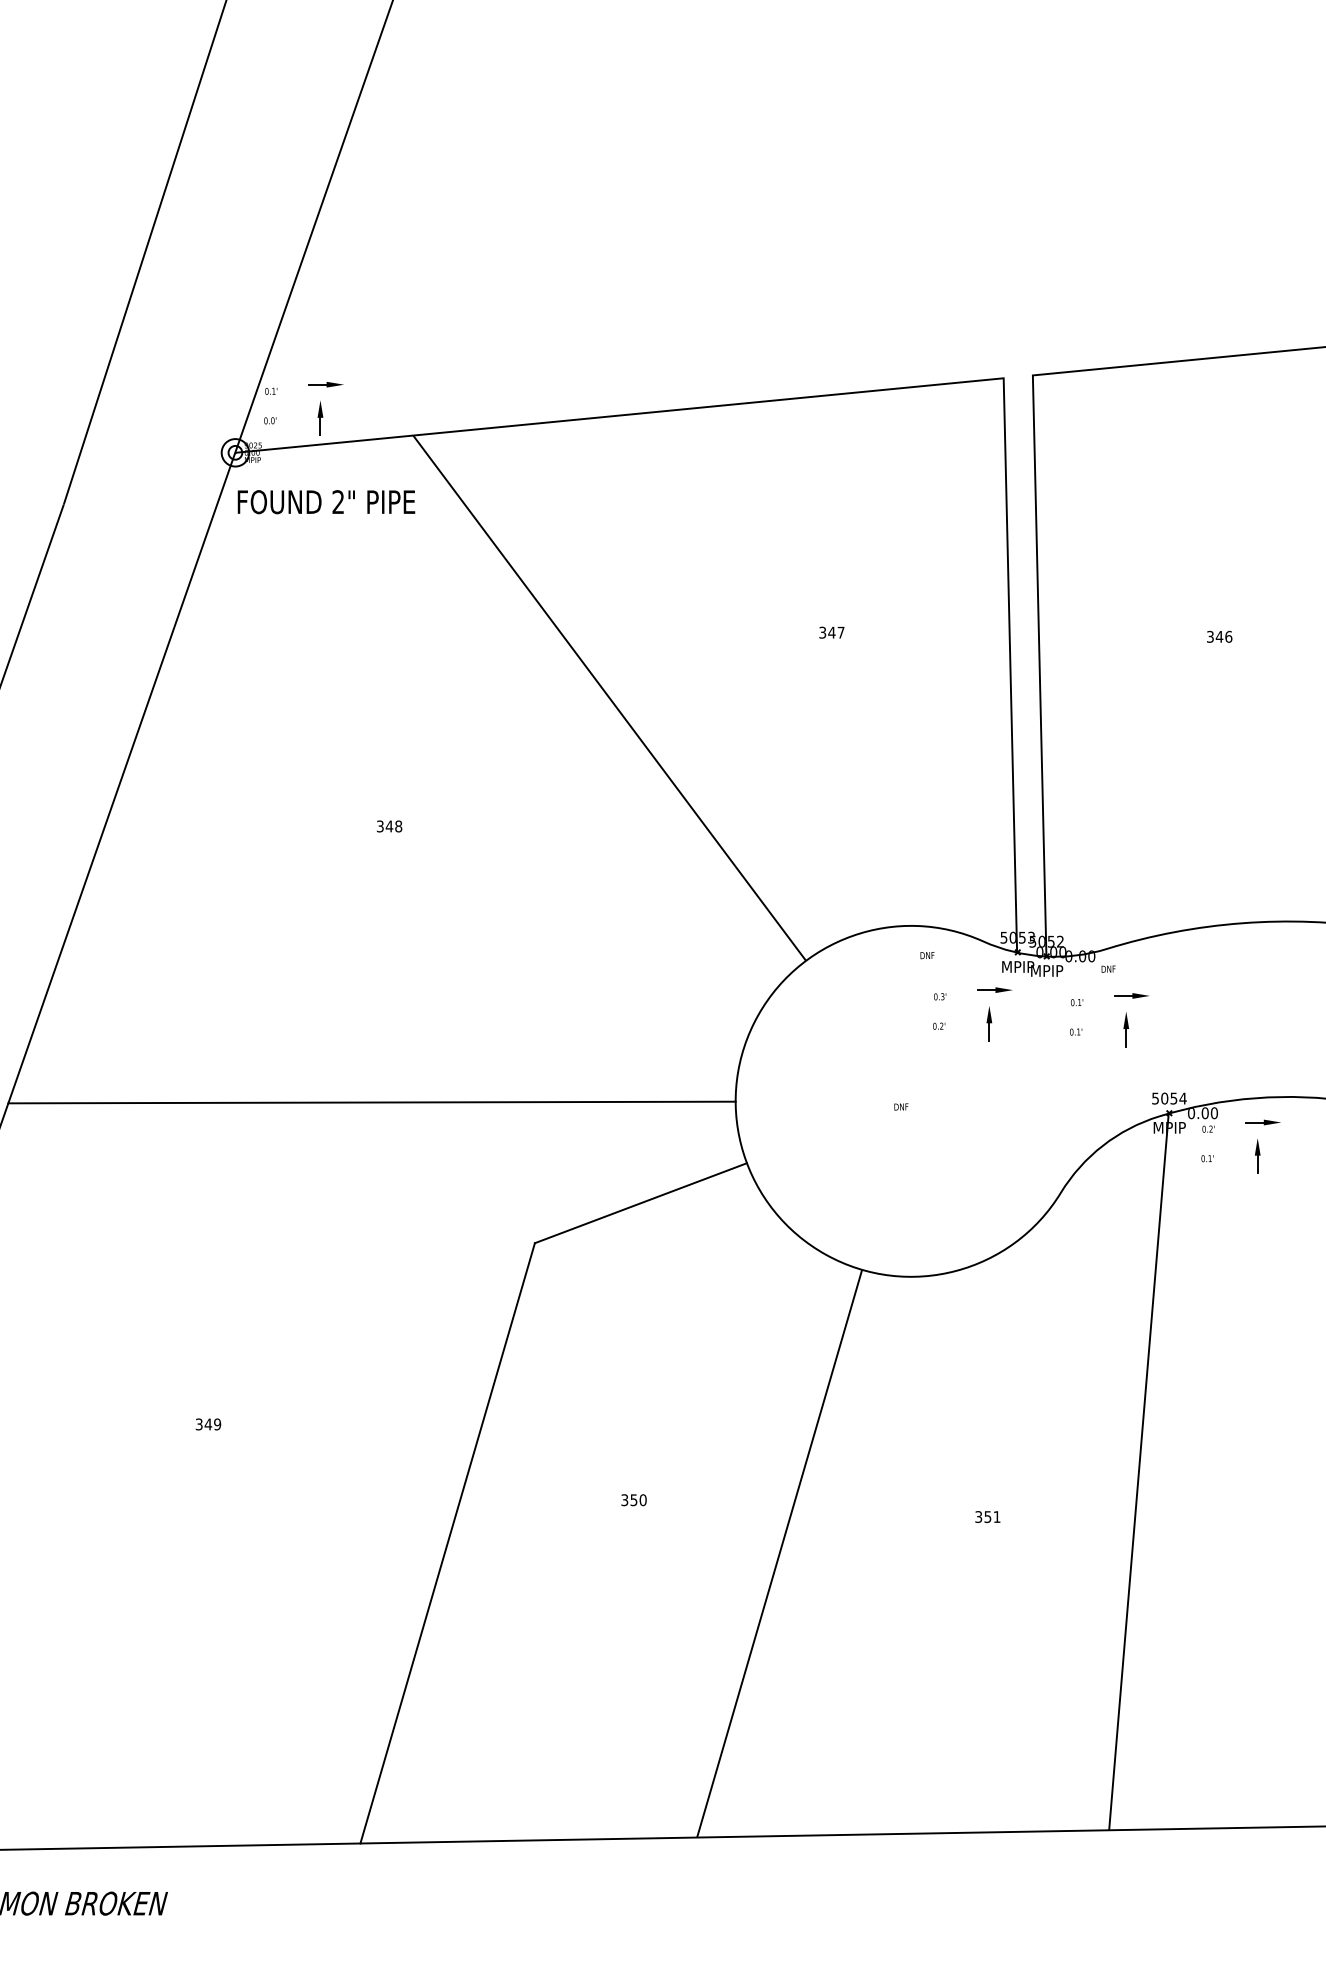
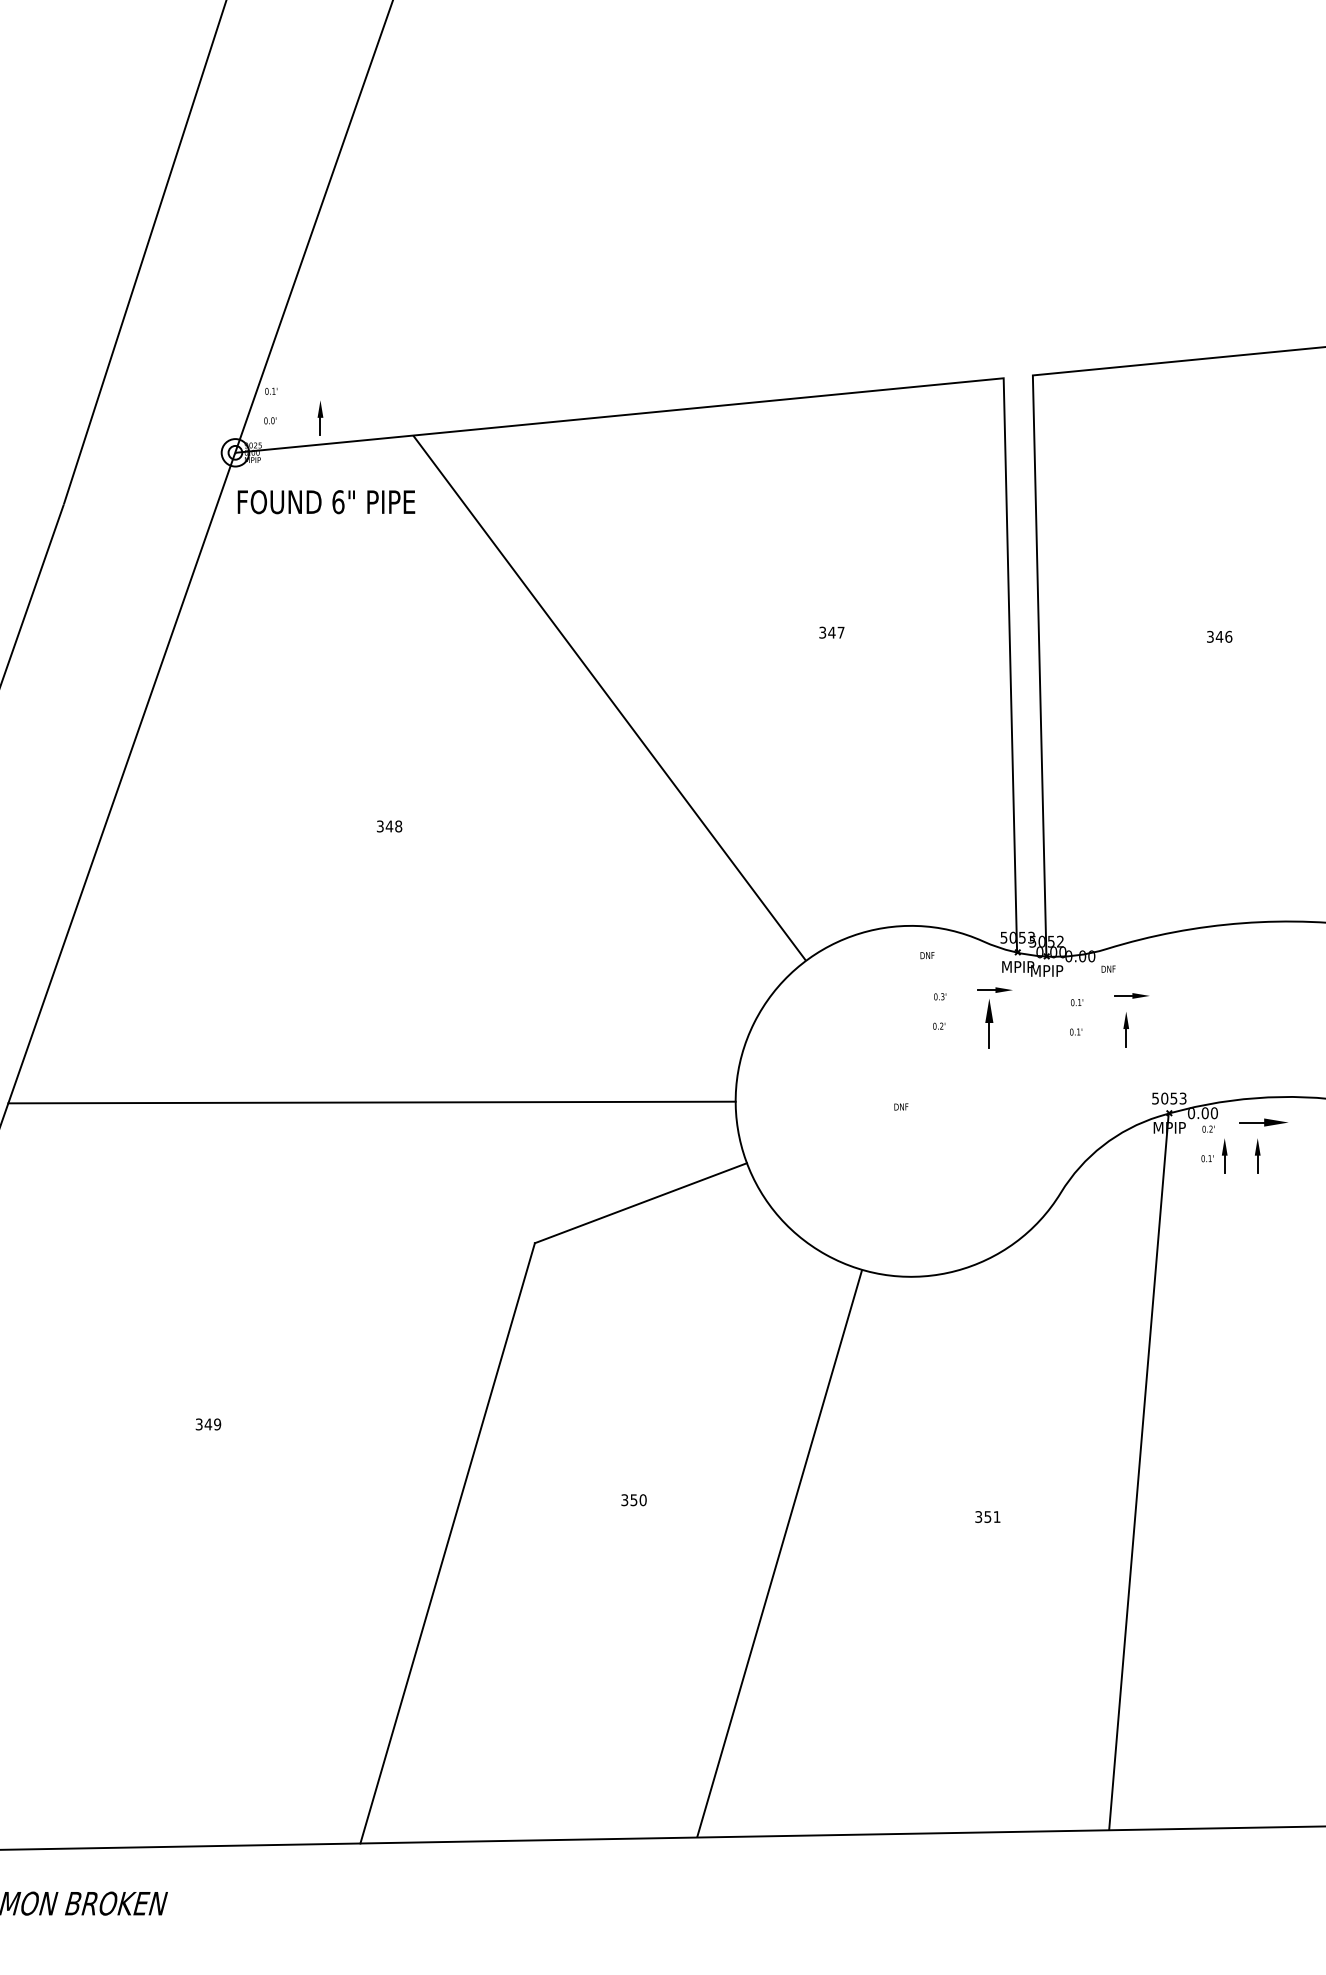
part: present -> none (325, 384)
text: 2" -> 6" (338, 502)
part size: 7x36 px -> 9x50 px (989, 1023)
text: 5054 -> 5053 (1182, 1098)
part size: 36x7 px -> 49x9 px (1263, 1122)
part: none -> present (1224, 1155)
